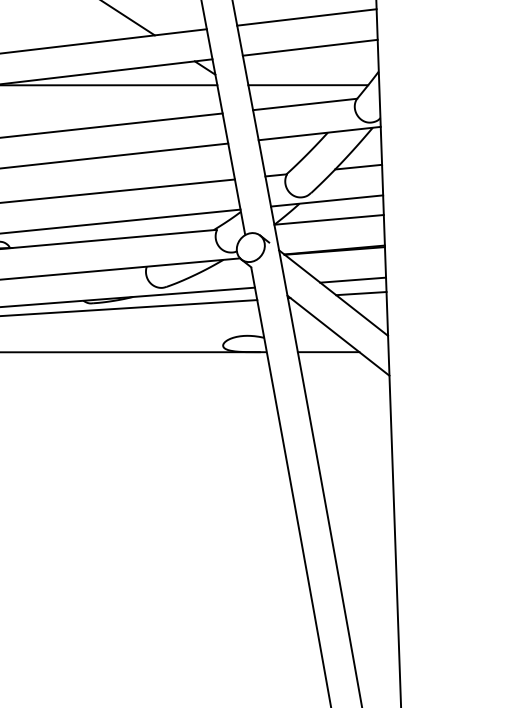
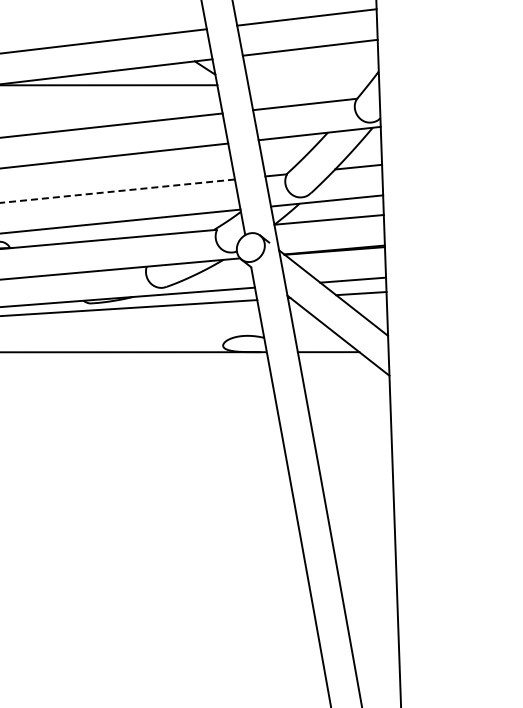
line: present -> none (129, 18)
line: present -> none (308, 85)
line: solid -> dashed (117, 191)
